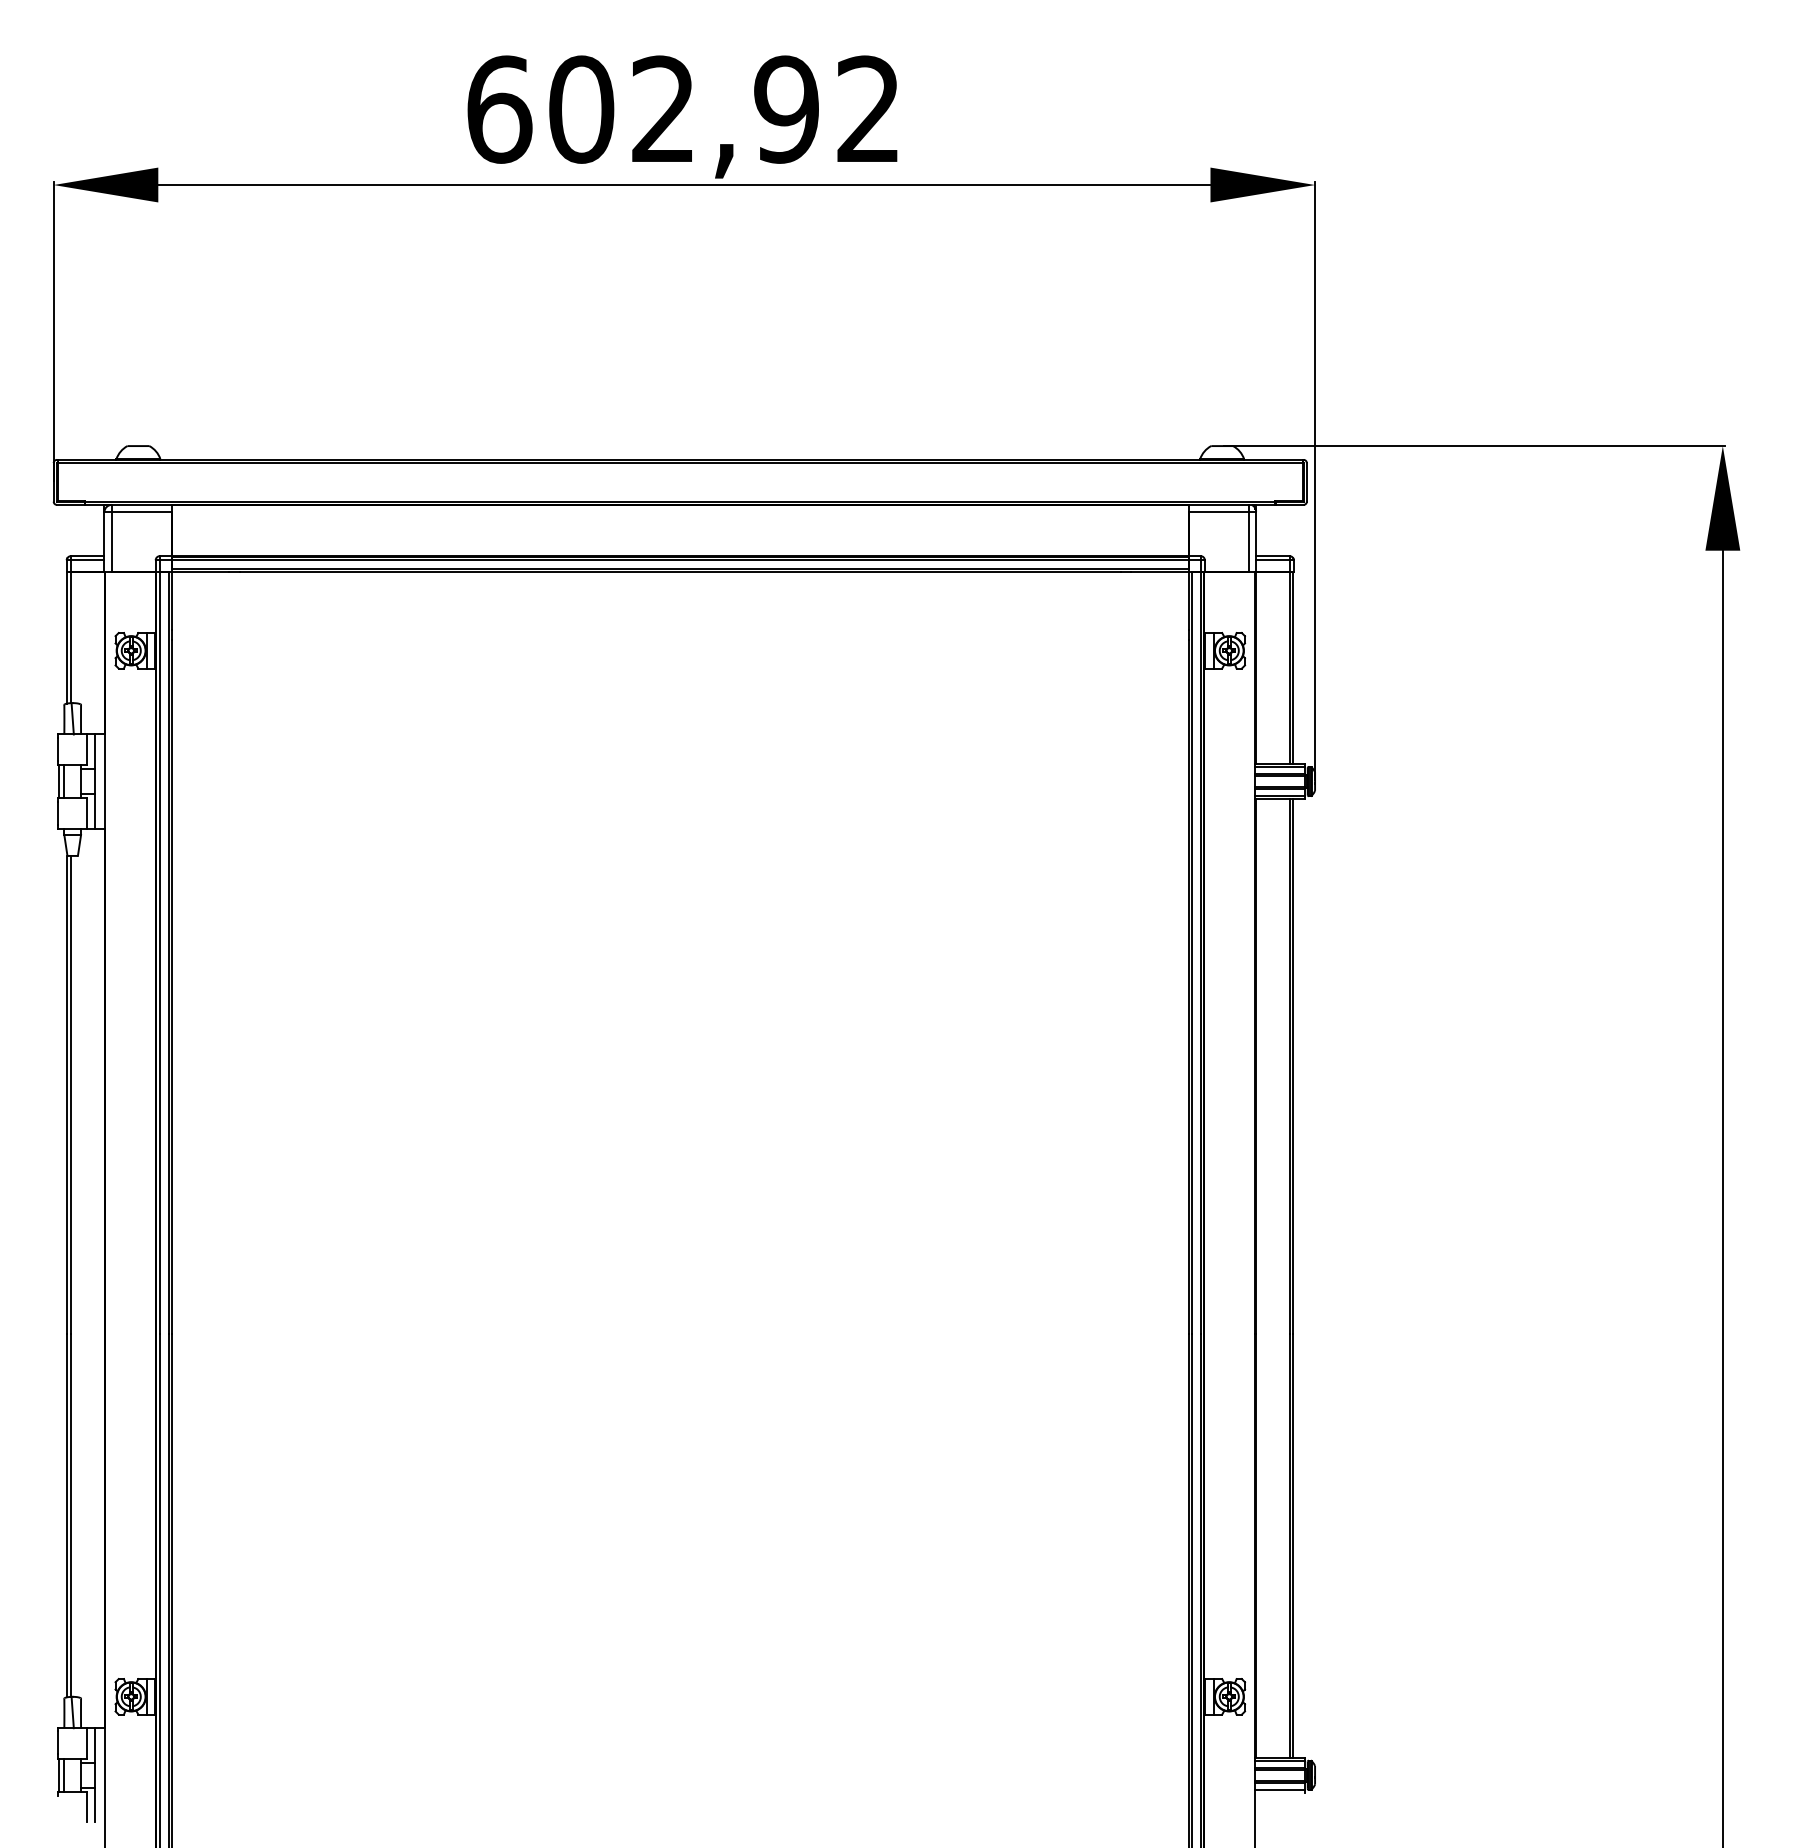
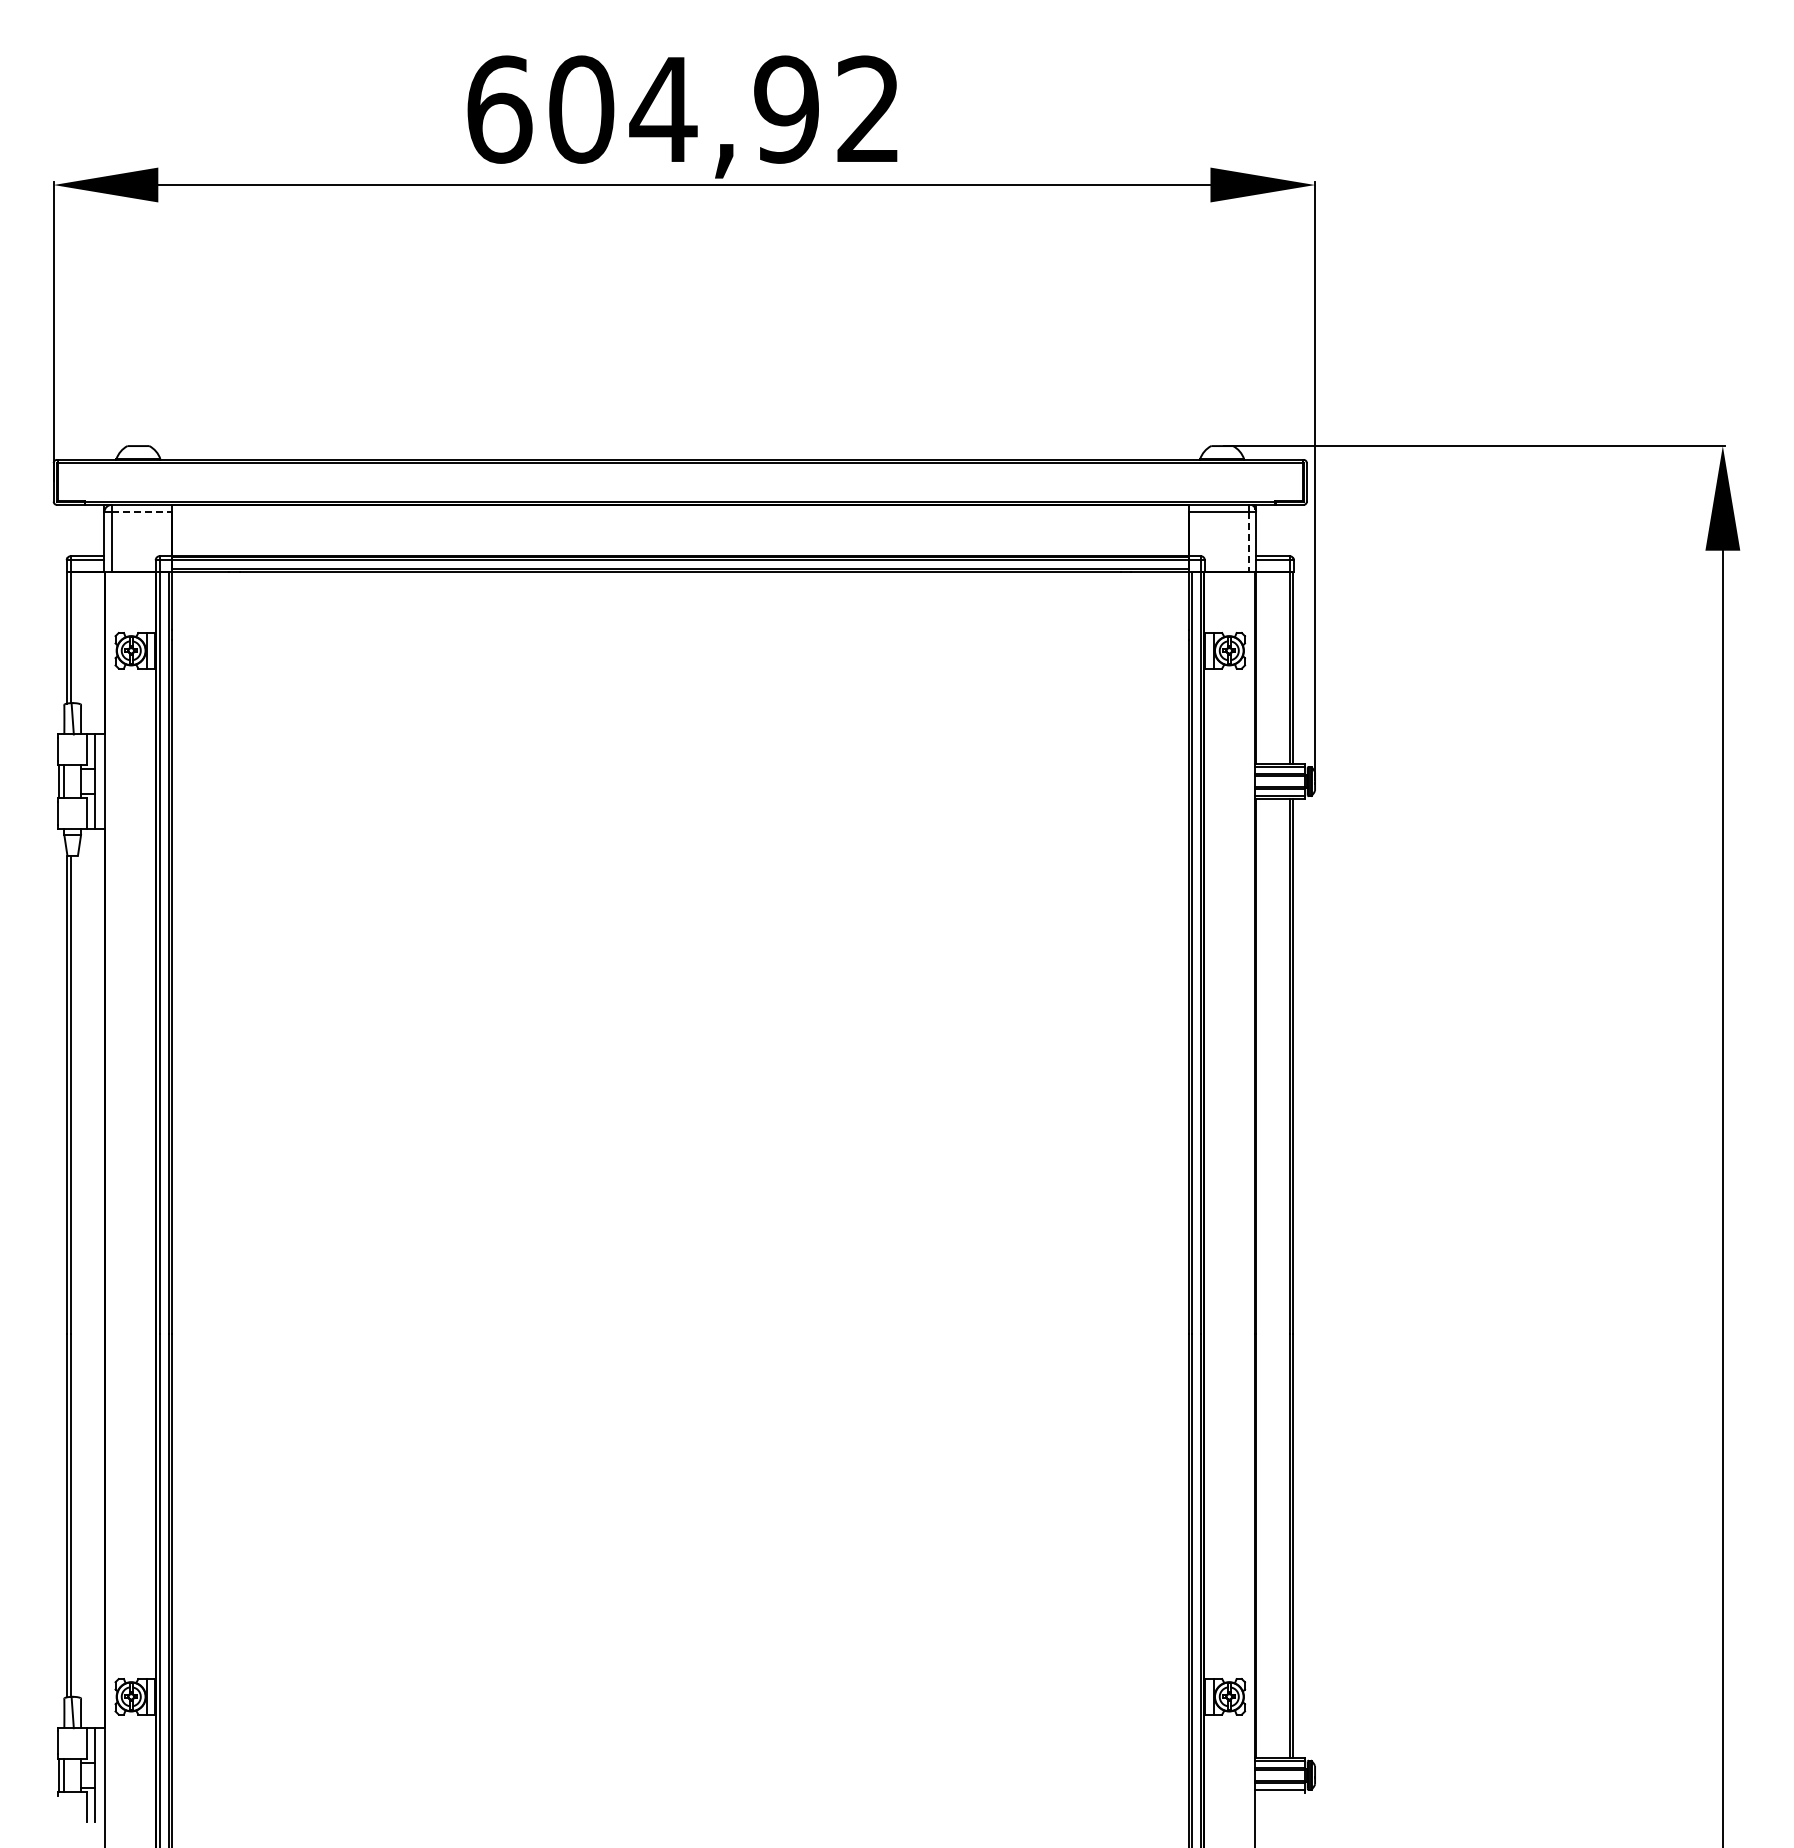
text: 602,92 -> 604,92 (663, 108)
line: solid -> dashed (142, 512)
line: solid -> dashed (1248, 542)
